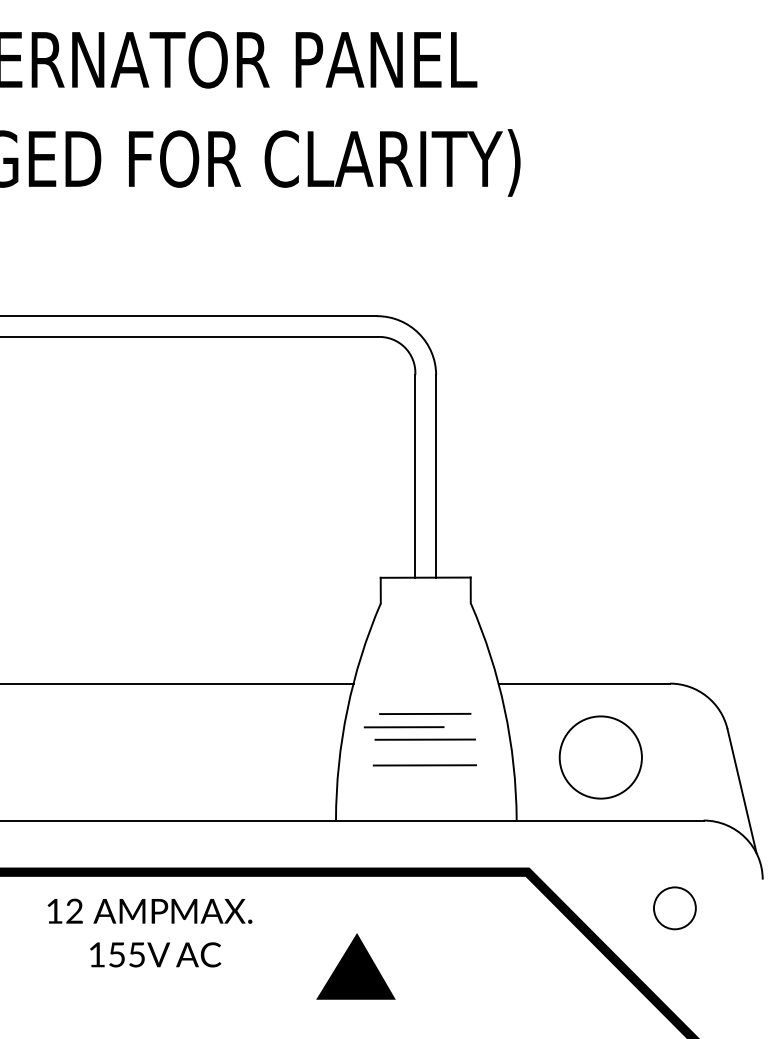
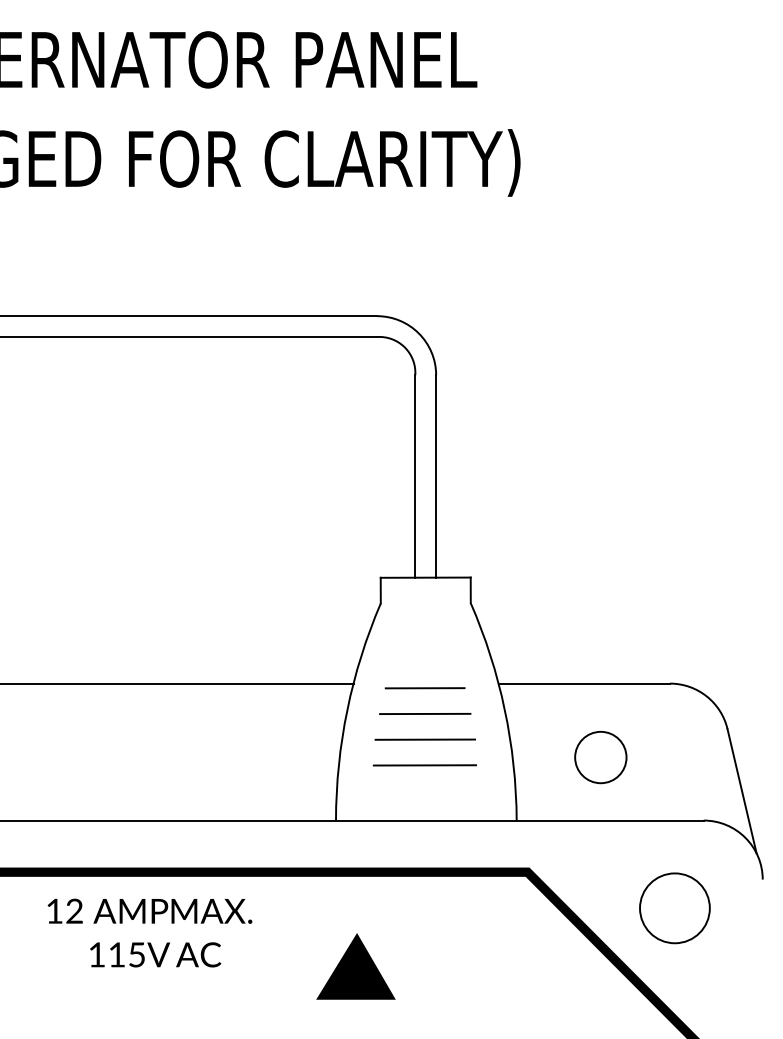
line position: (403, 727) -> (424, 688) (424, 688)
circle diameter: 82 px -> 51 px (600, 757)
circle diameter: 42 px -> 70 px (674, 908)
text: 155V -> 115V (116, 954)
